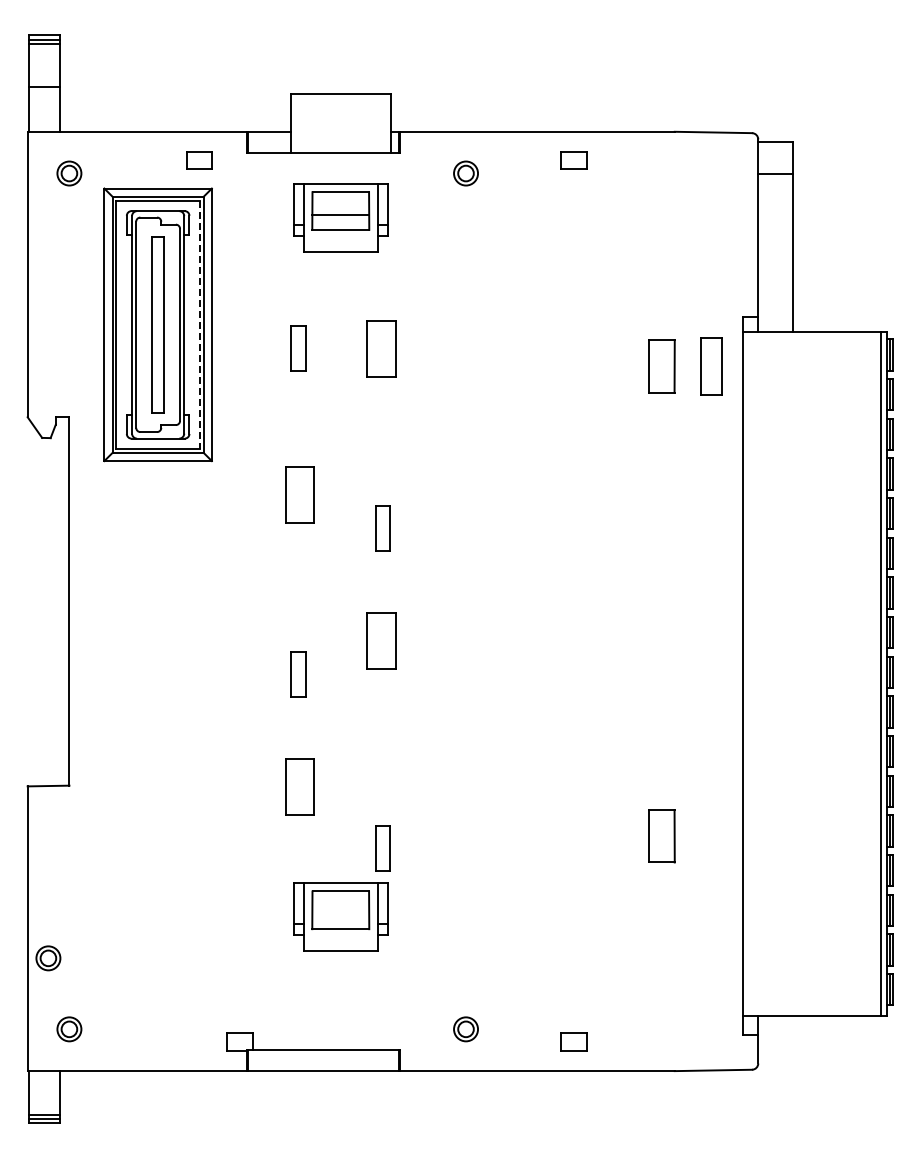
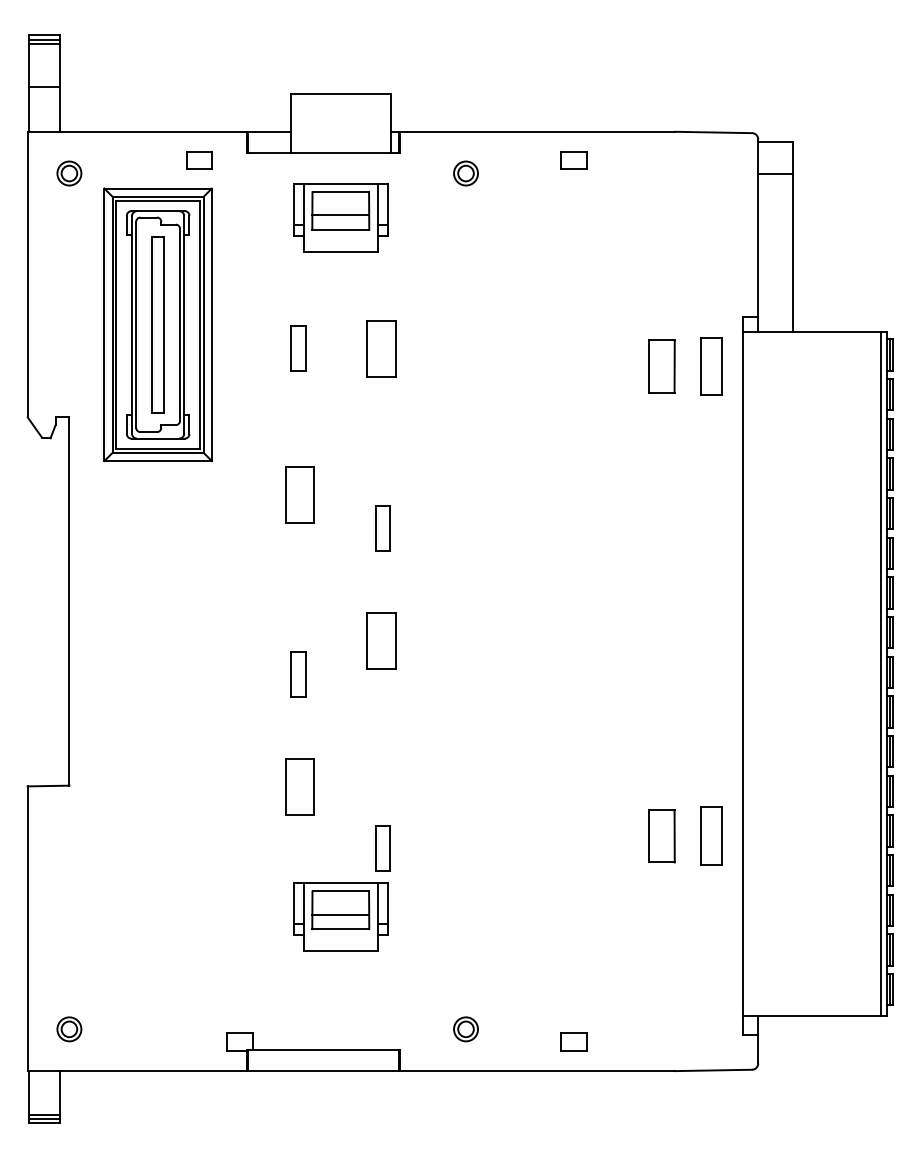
line: dashed -> solid (199, 325)
part: none -> present (711, 835)
line: none -> present (340, 914)
part: present -> none (48, 958)
